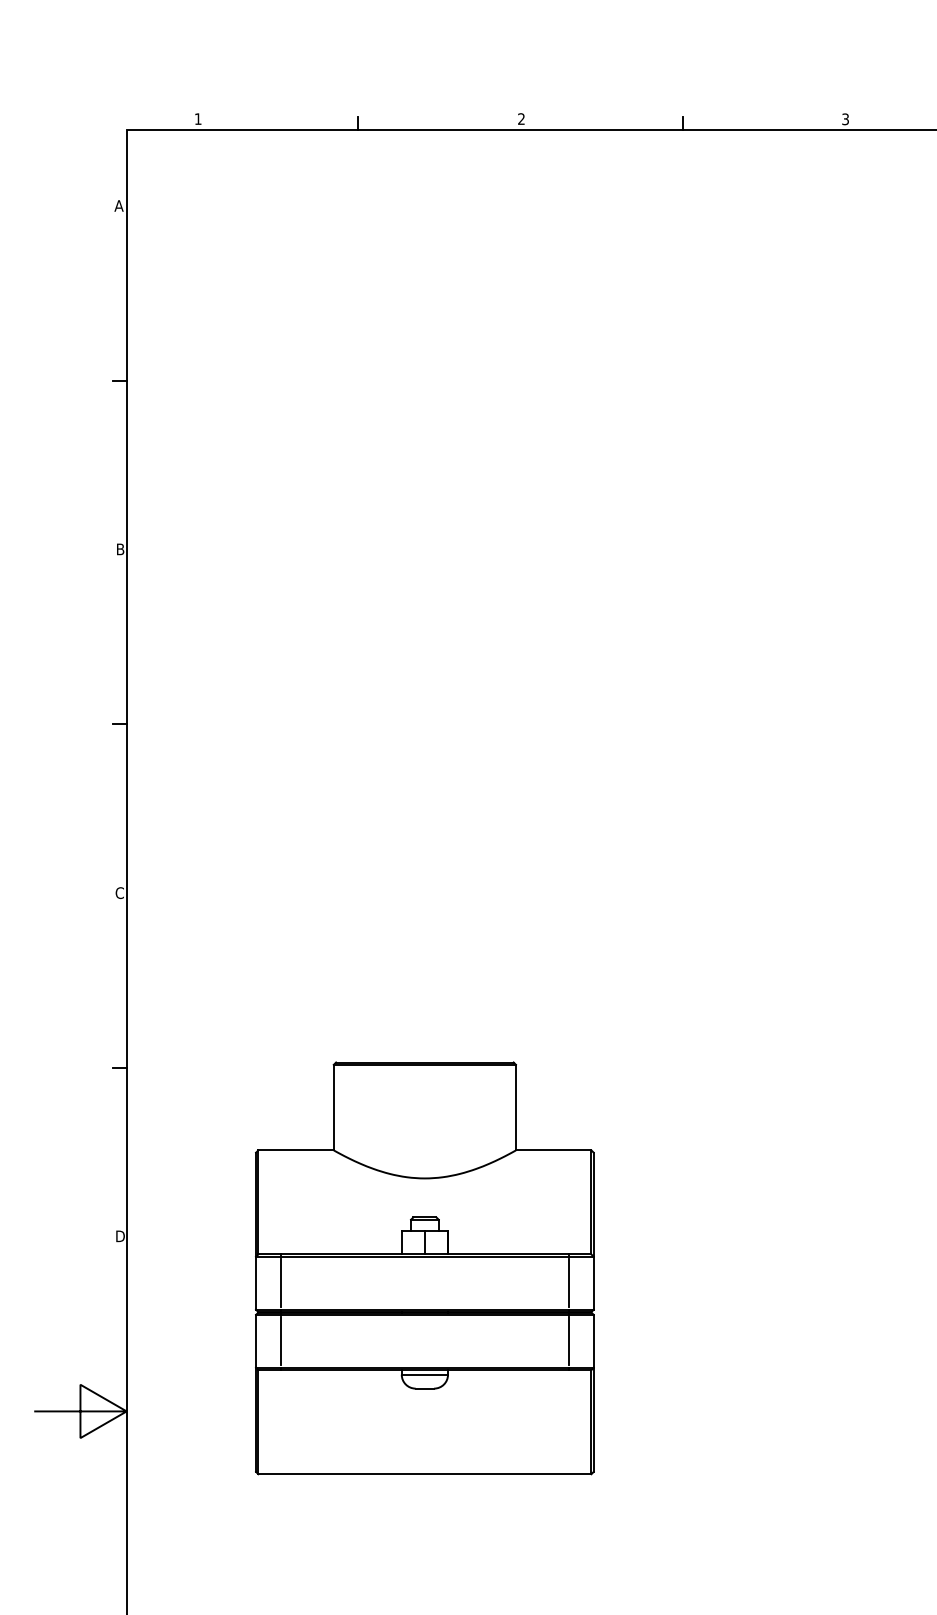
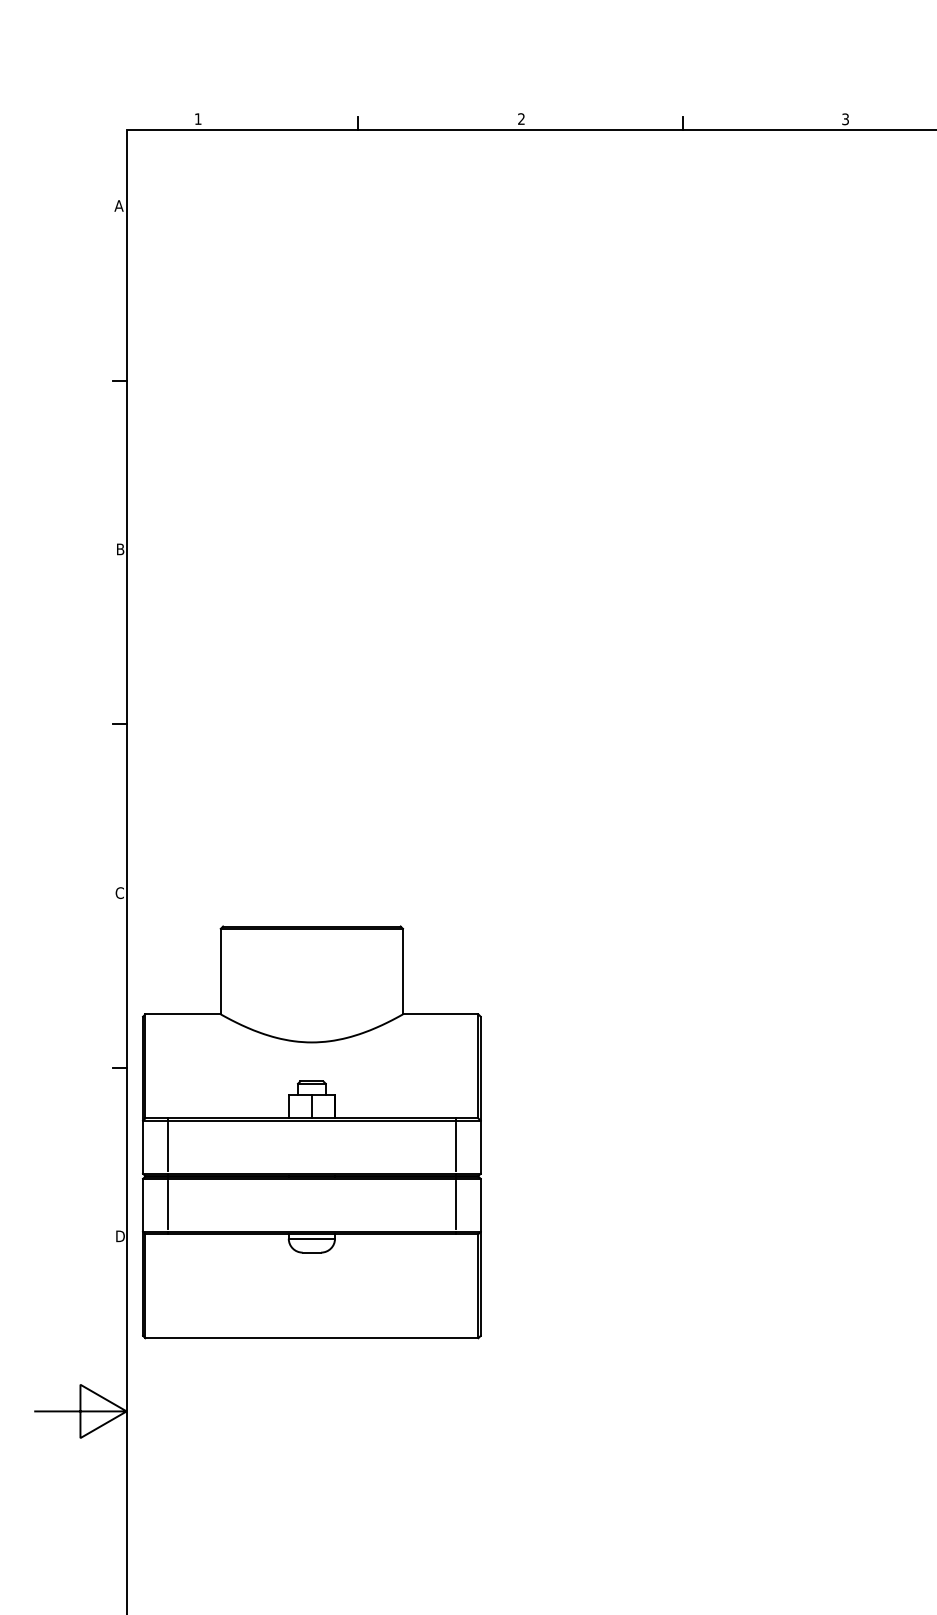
part position: (424, 1268) -> (311, 1132) (311, 1132)
